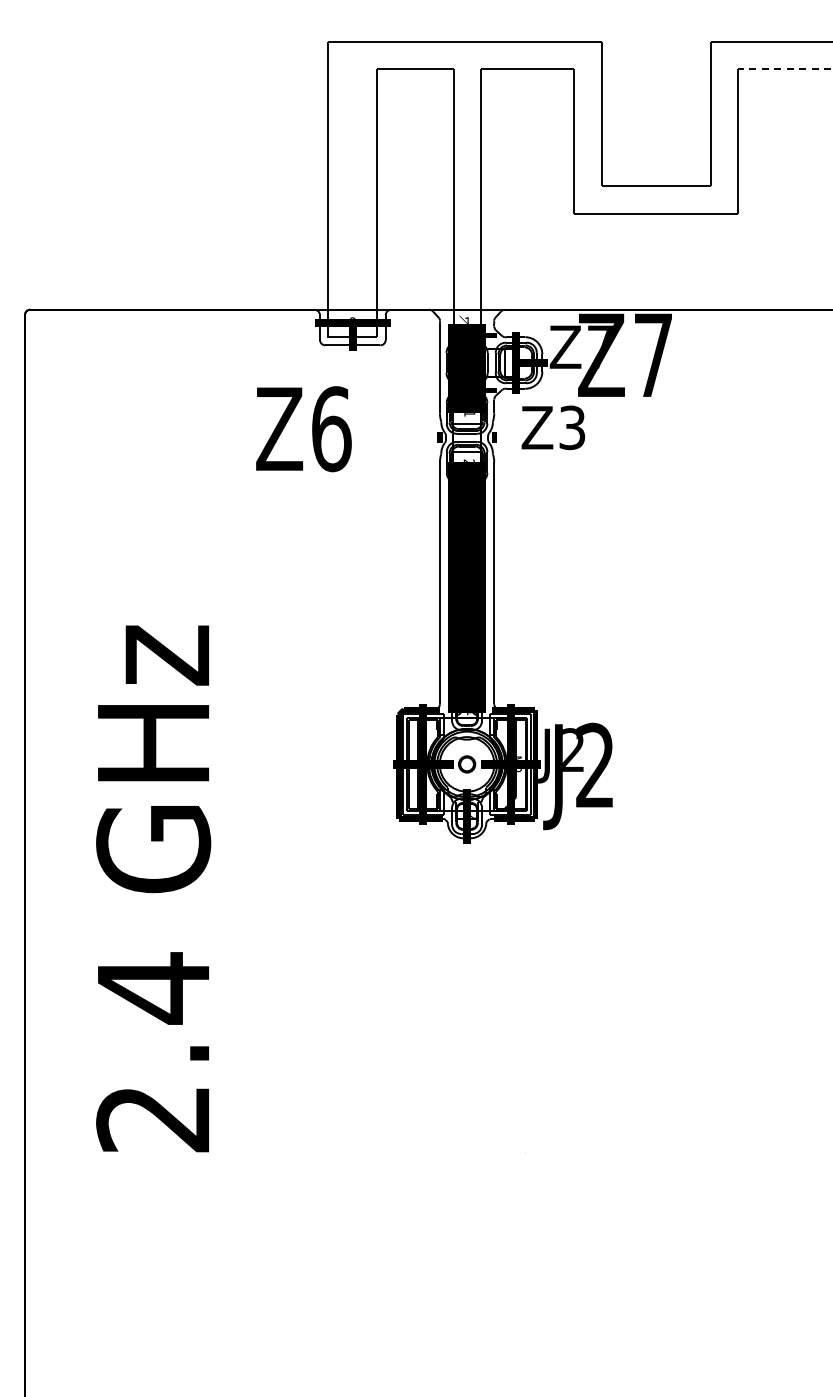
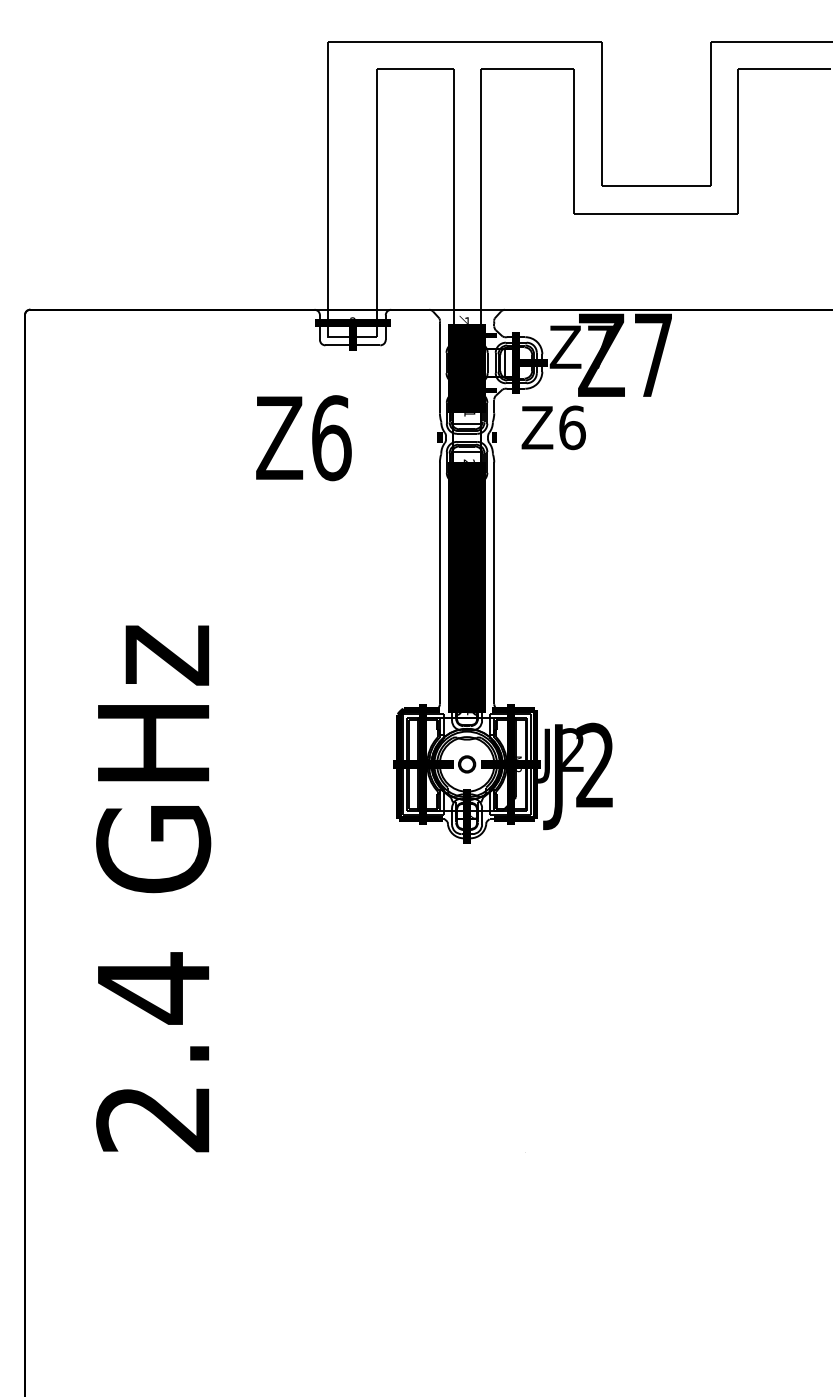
line: dashed -> solid (784, 69)
text: Z3 -> Z6 (572, 427)
text position: (303, 429) -> (303, 438) (303, 438)
